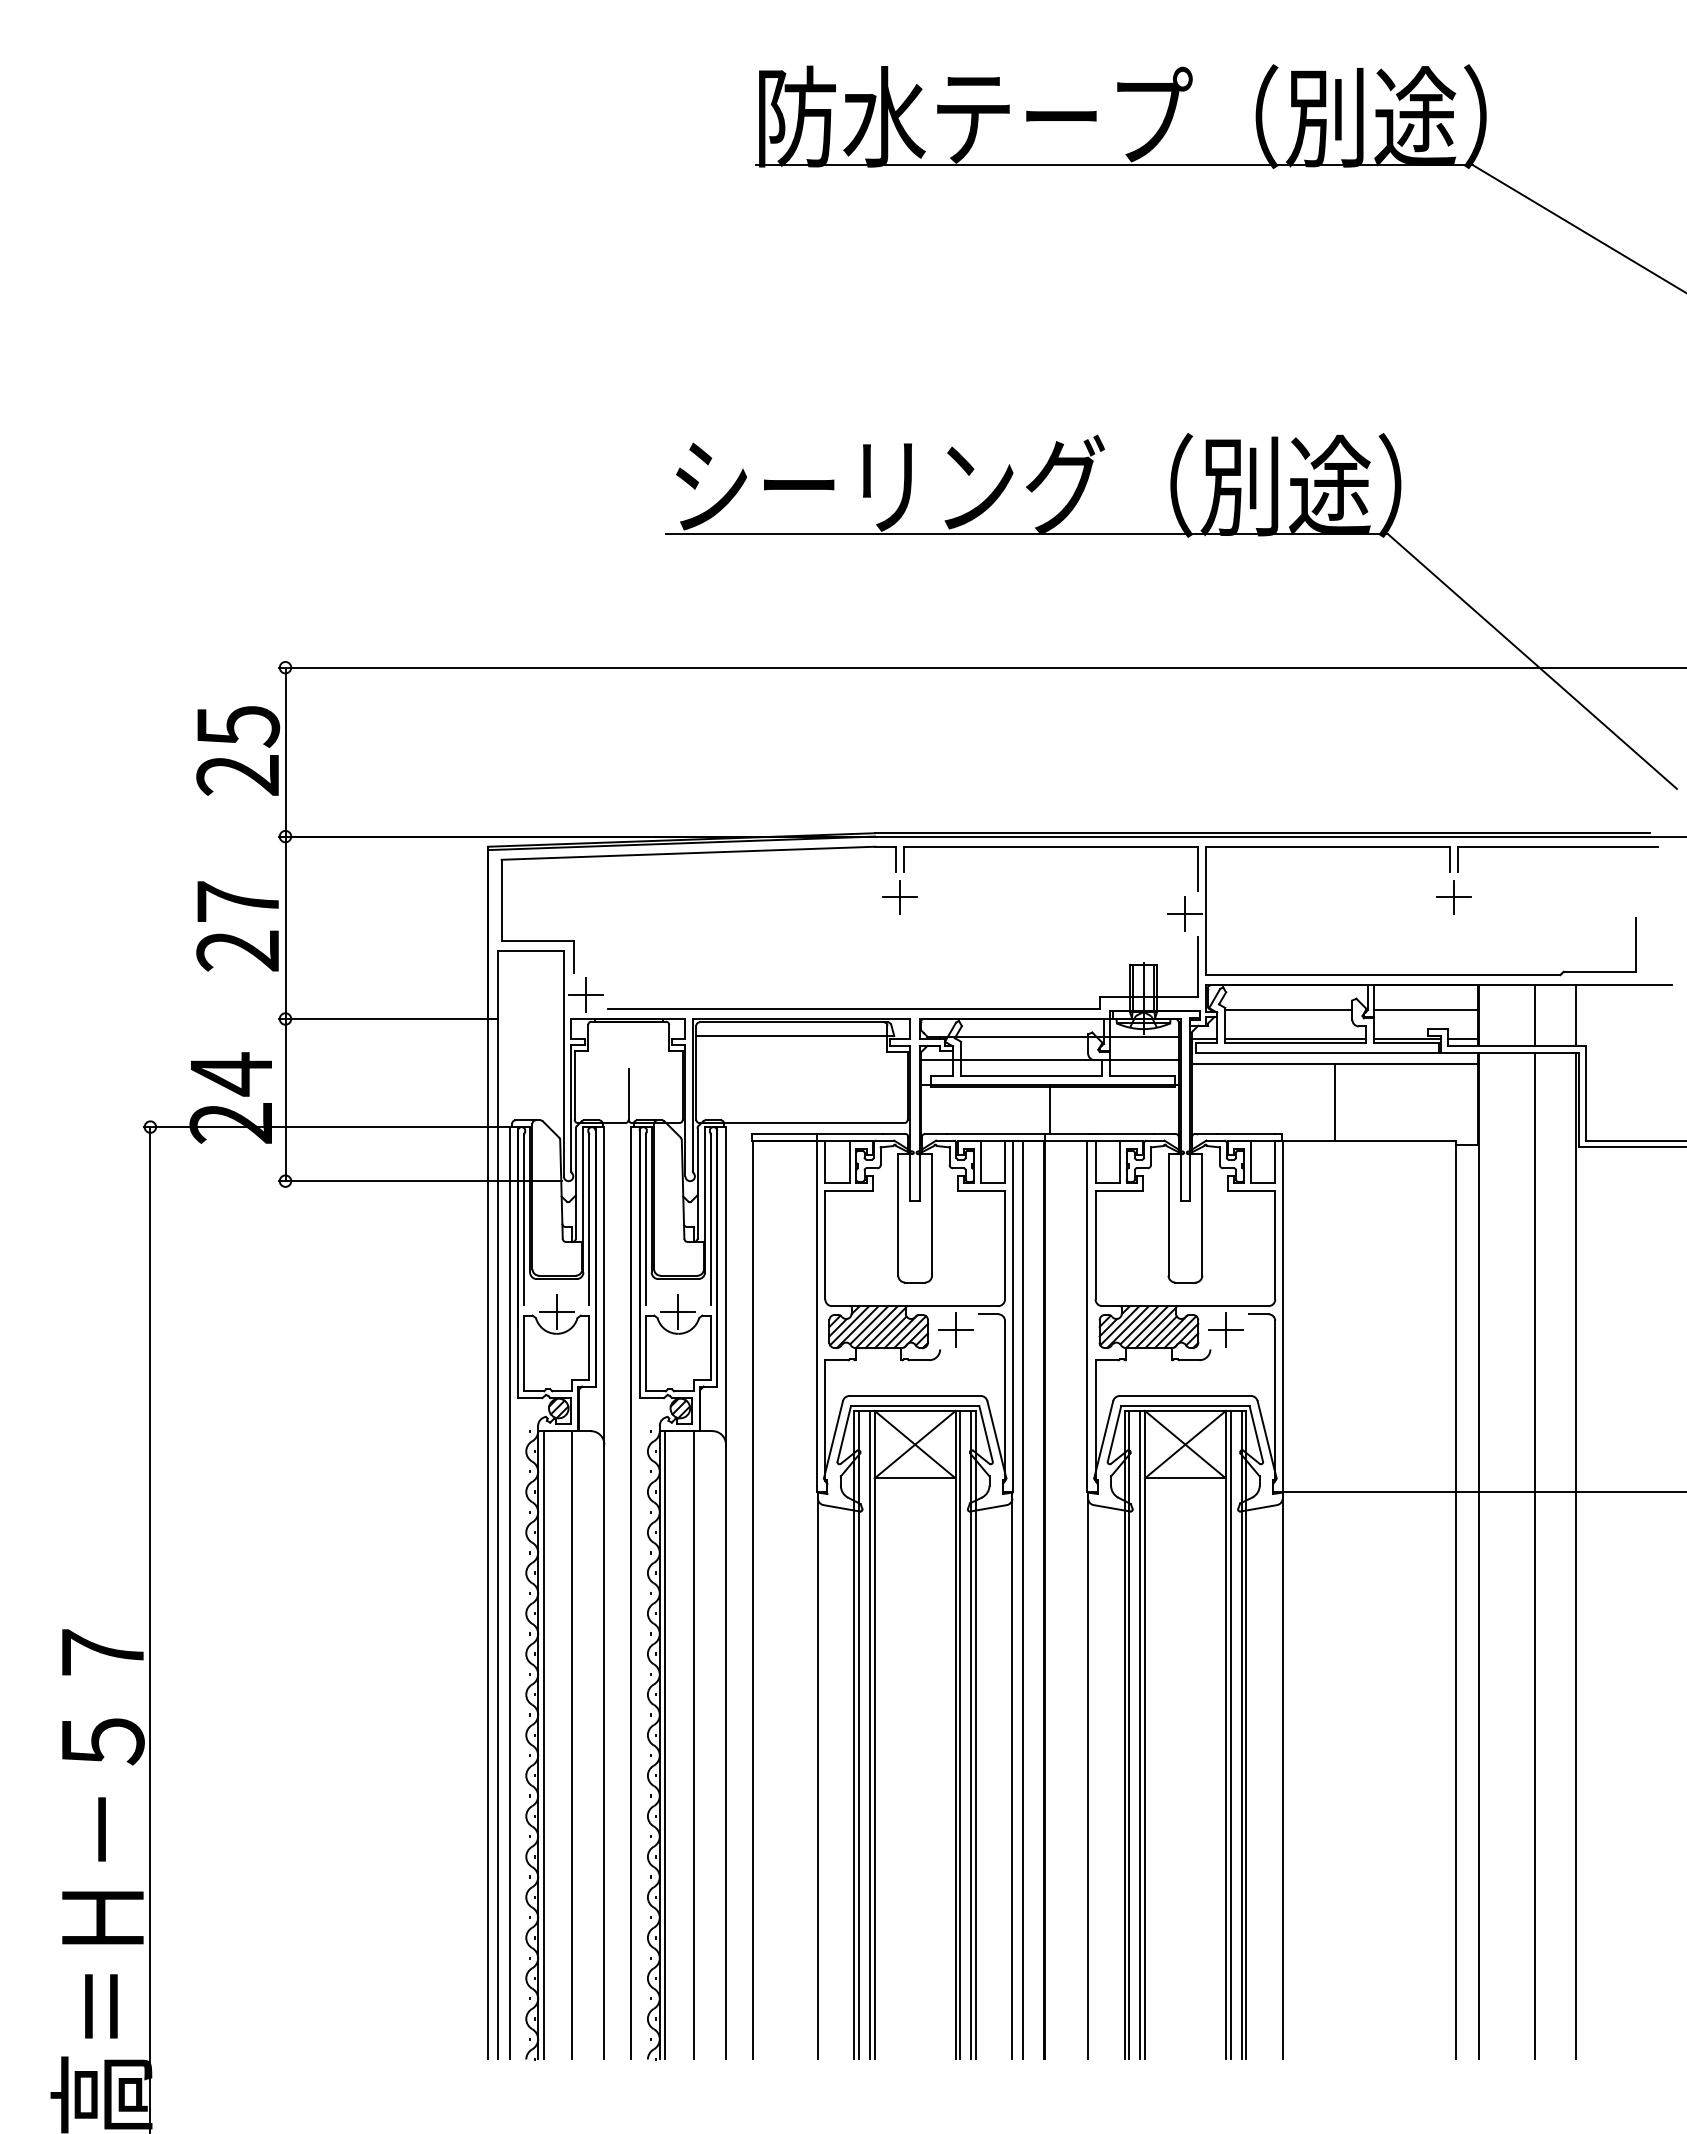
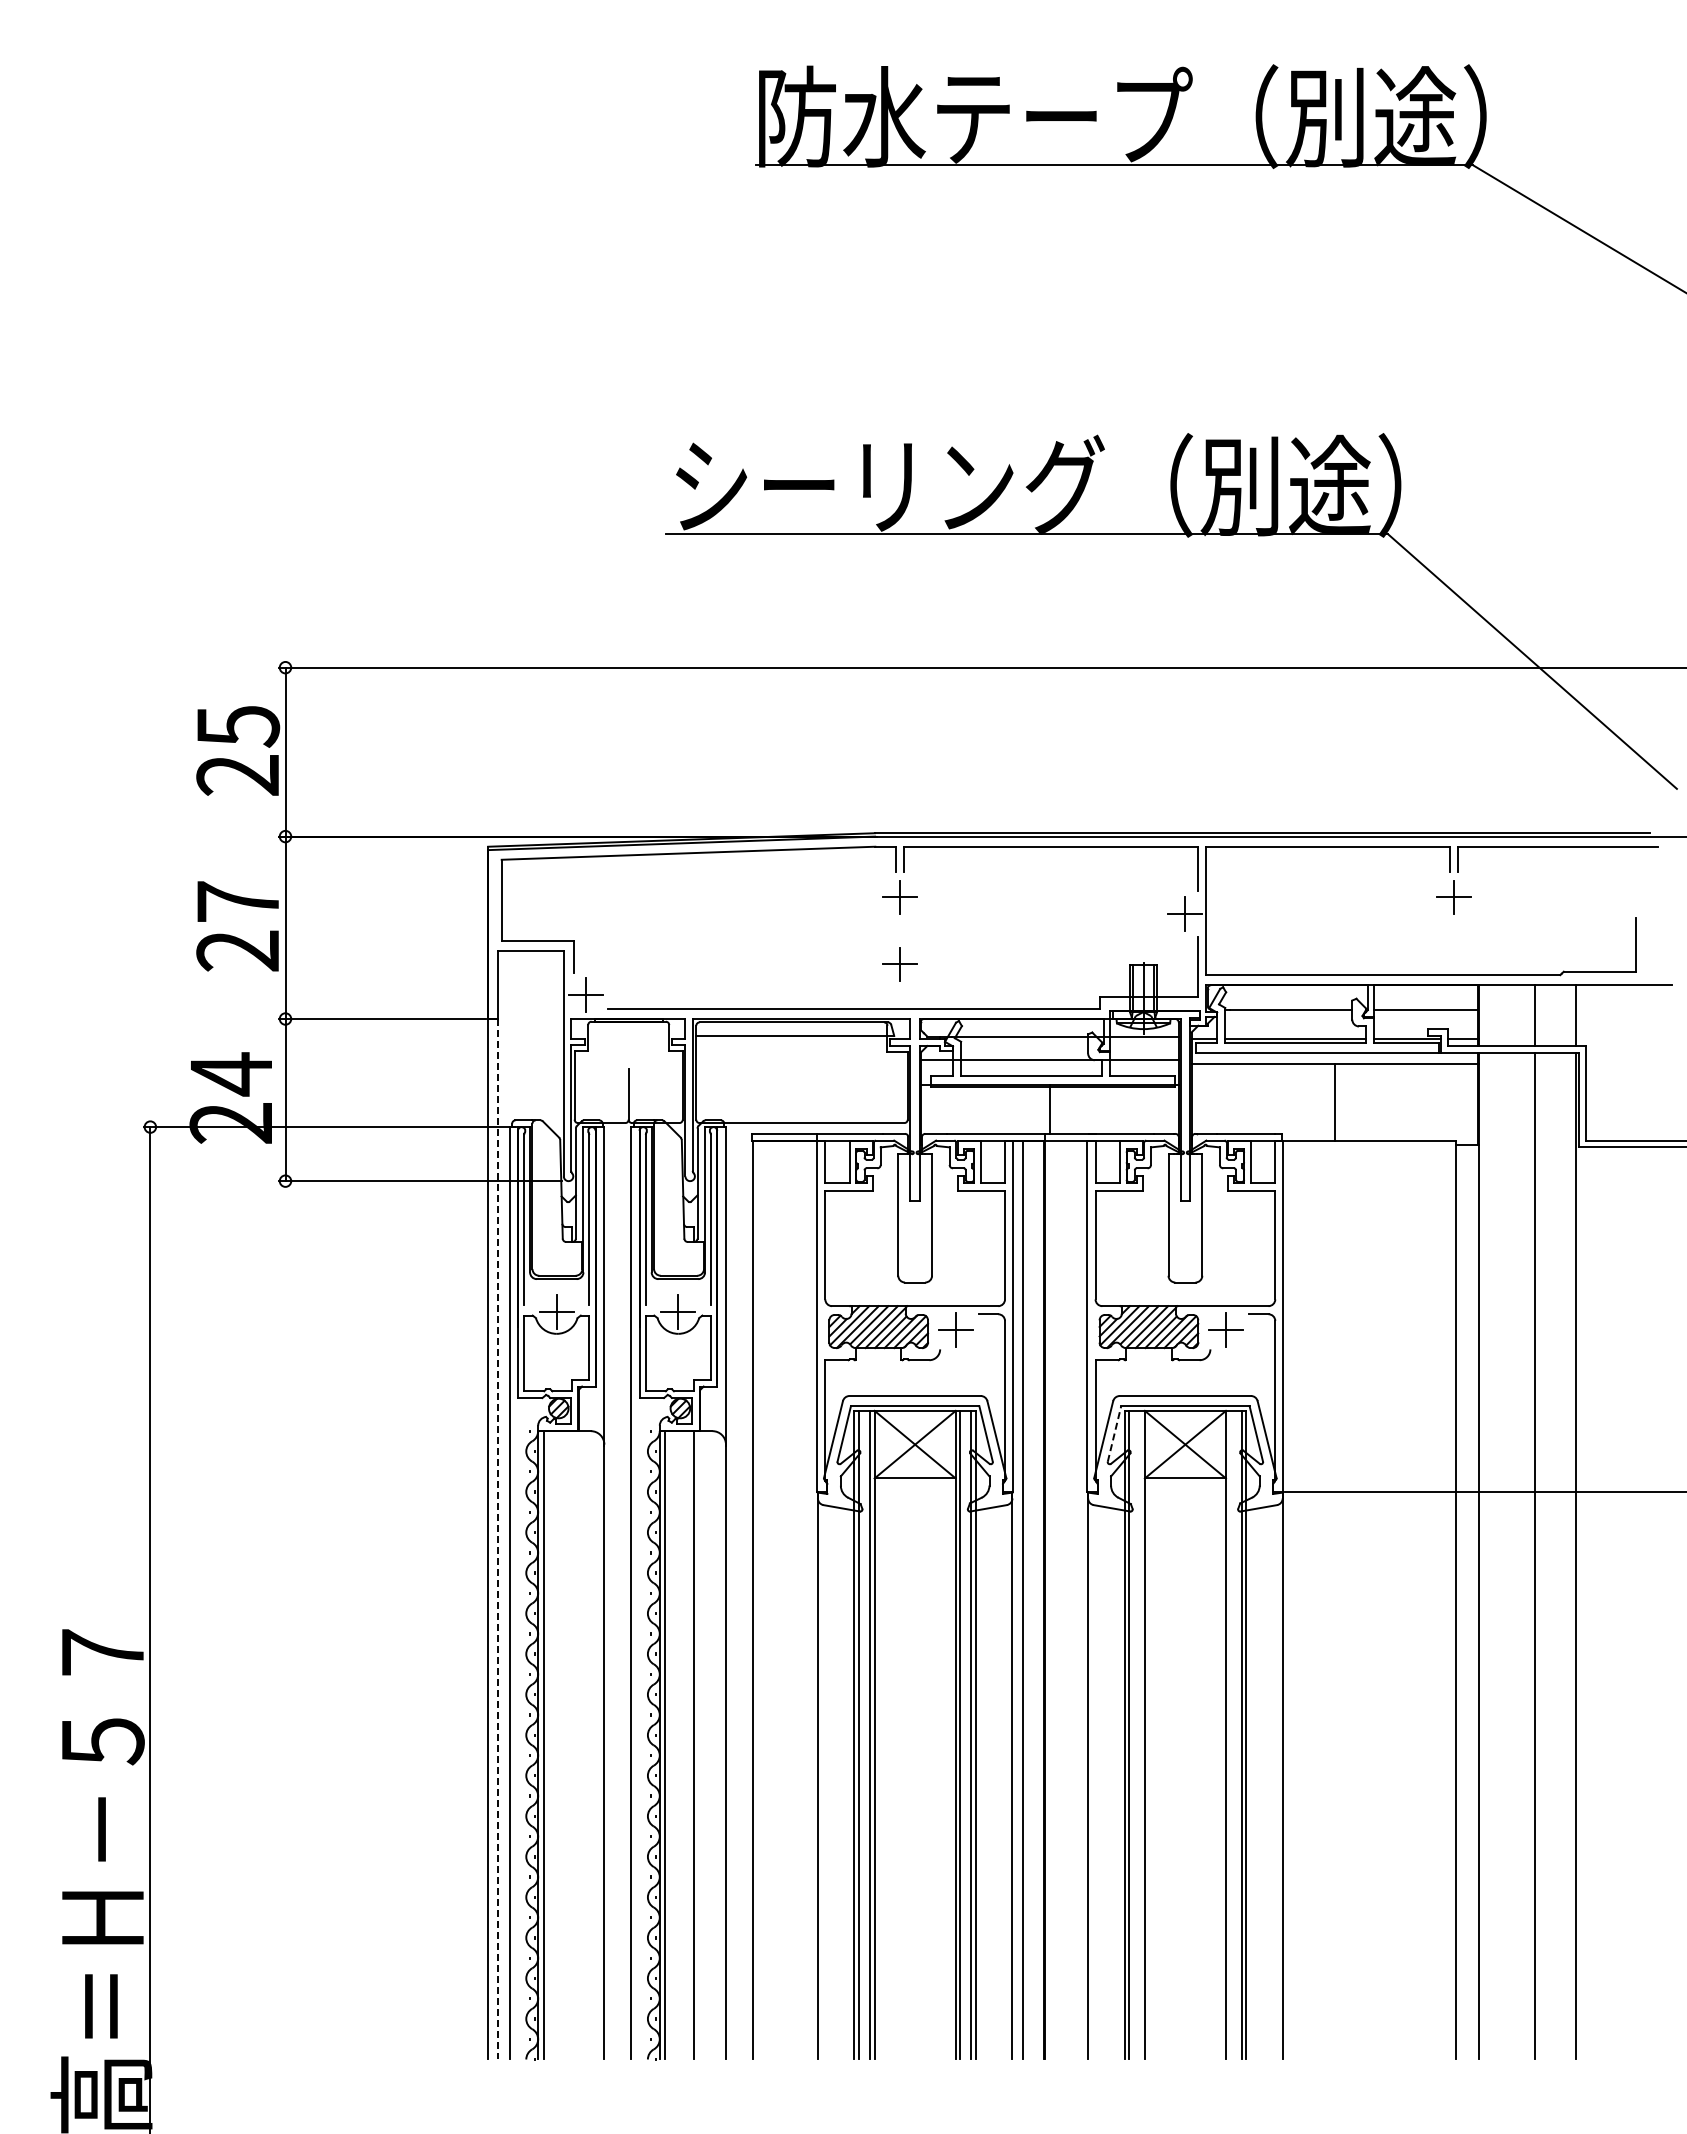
part: none -> present (899, 964)
line: solid -> dashed (1114, 1433)
line: solid -> dashed (497, 1539)
line: present -> none (1140, 1734)
line: present -> none (1230, 1734)
line: present -> none (571, 1745)
